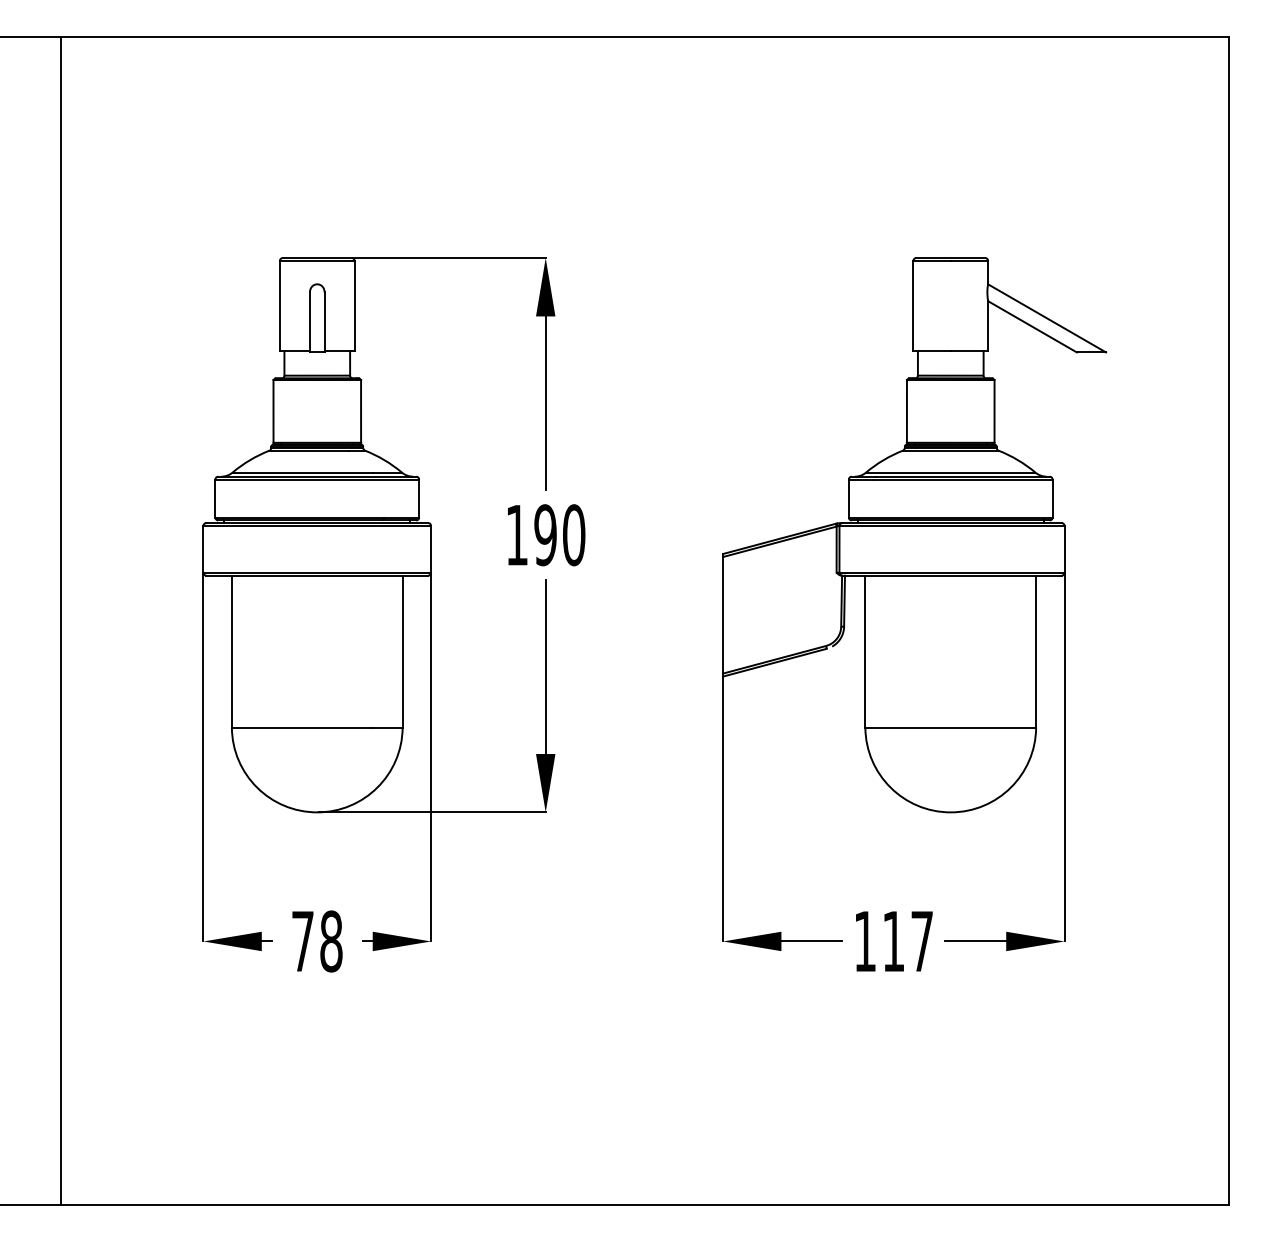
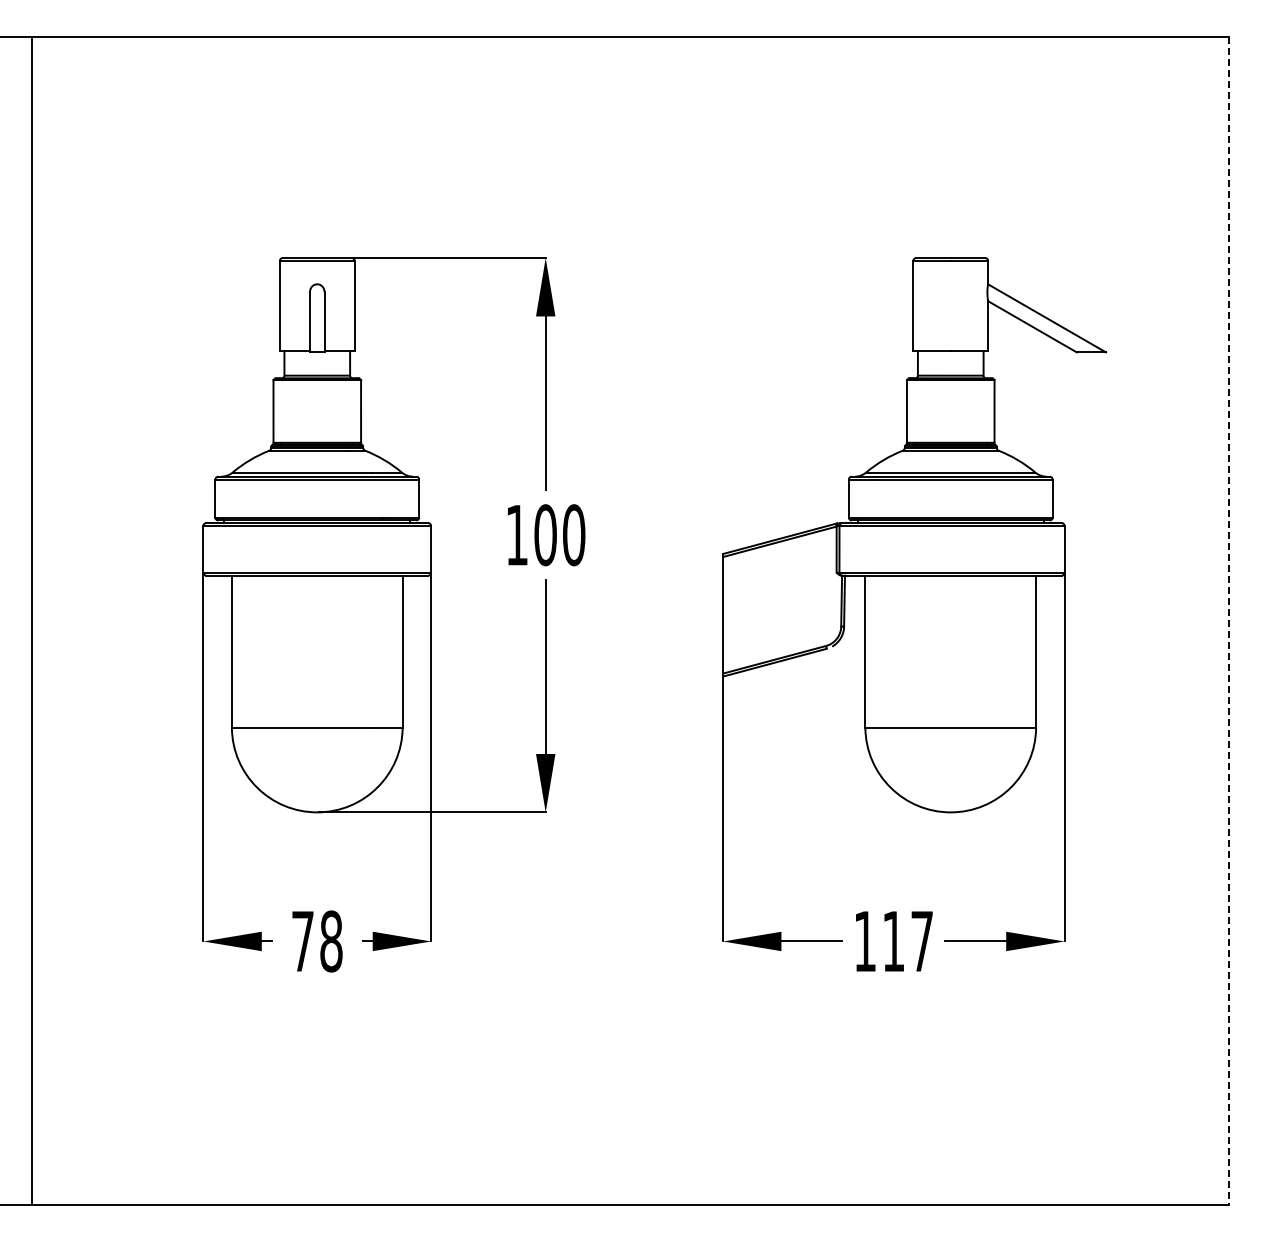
text: 190 -> 100 (545, 535)
line position: (61, 620) -> (32, 620) (32, 620)
line: solid -> dashed (1228, 620)
